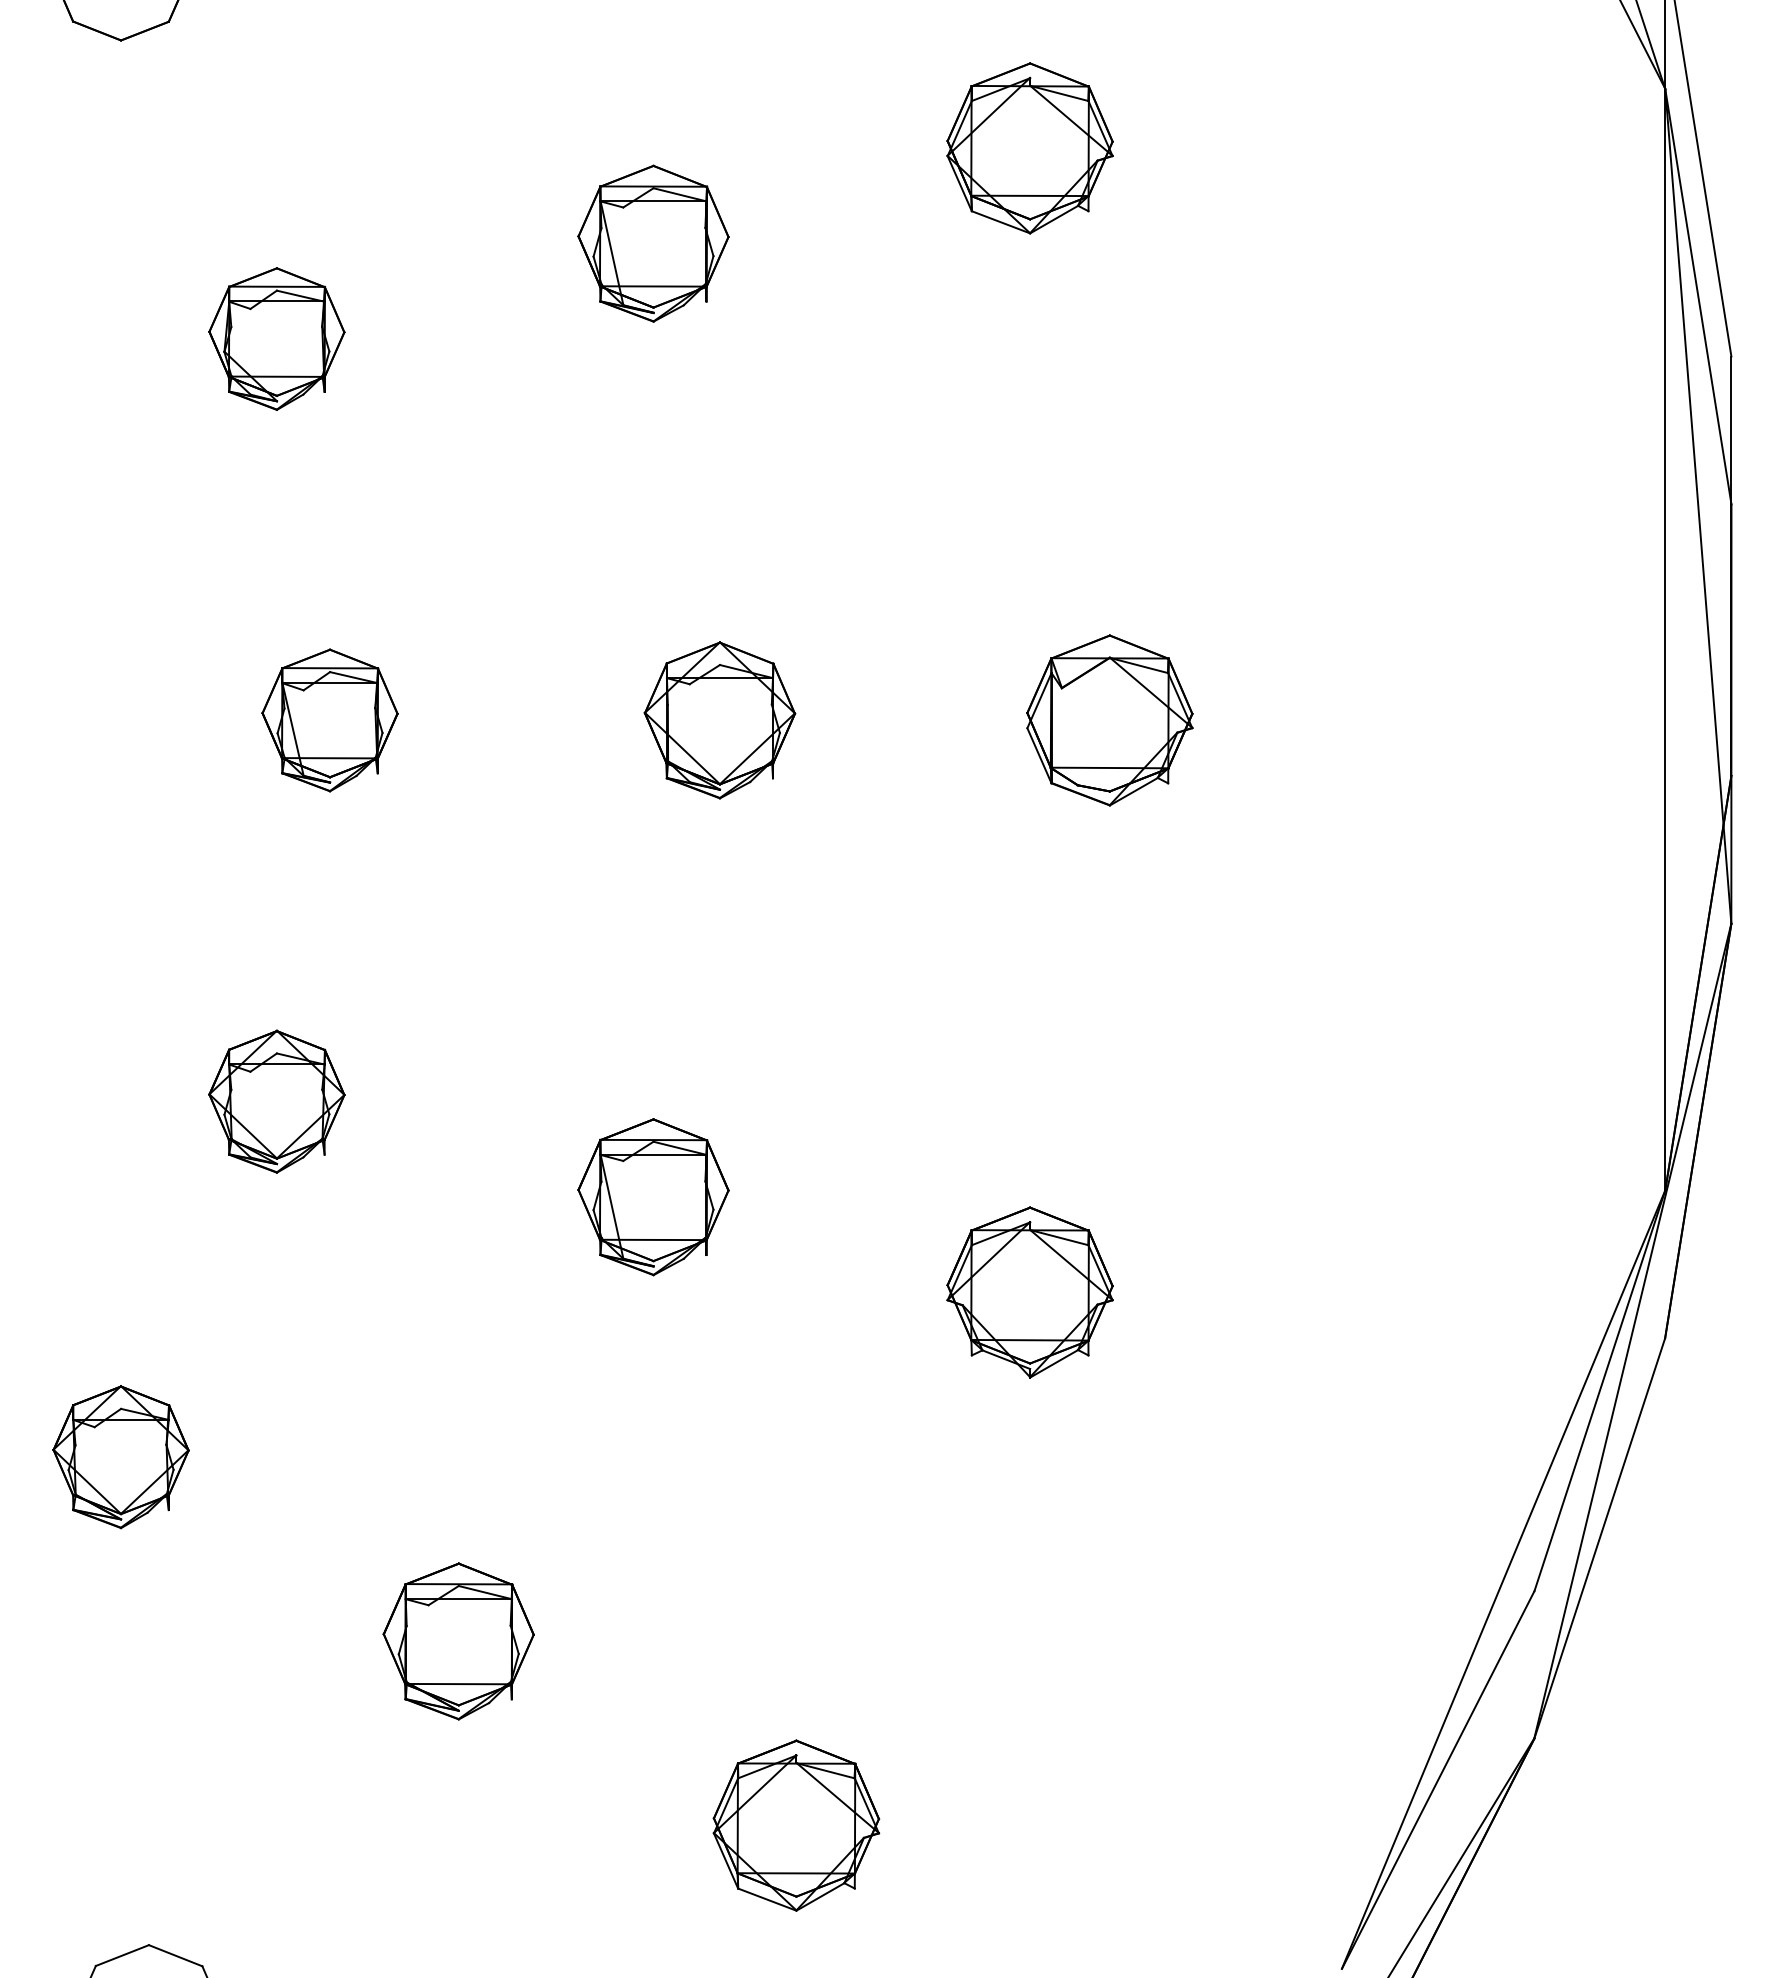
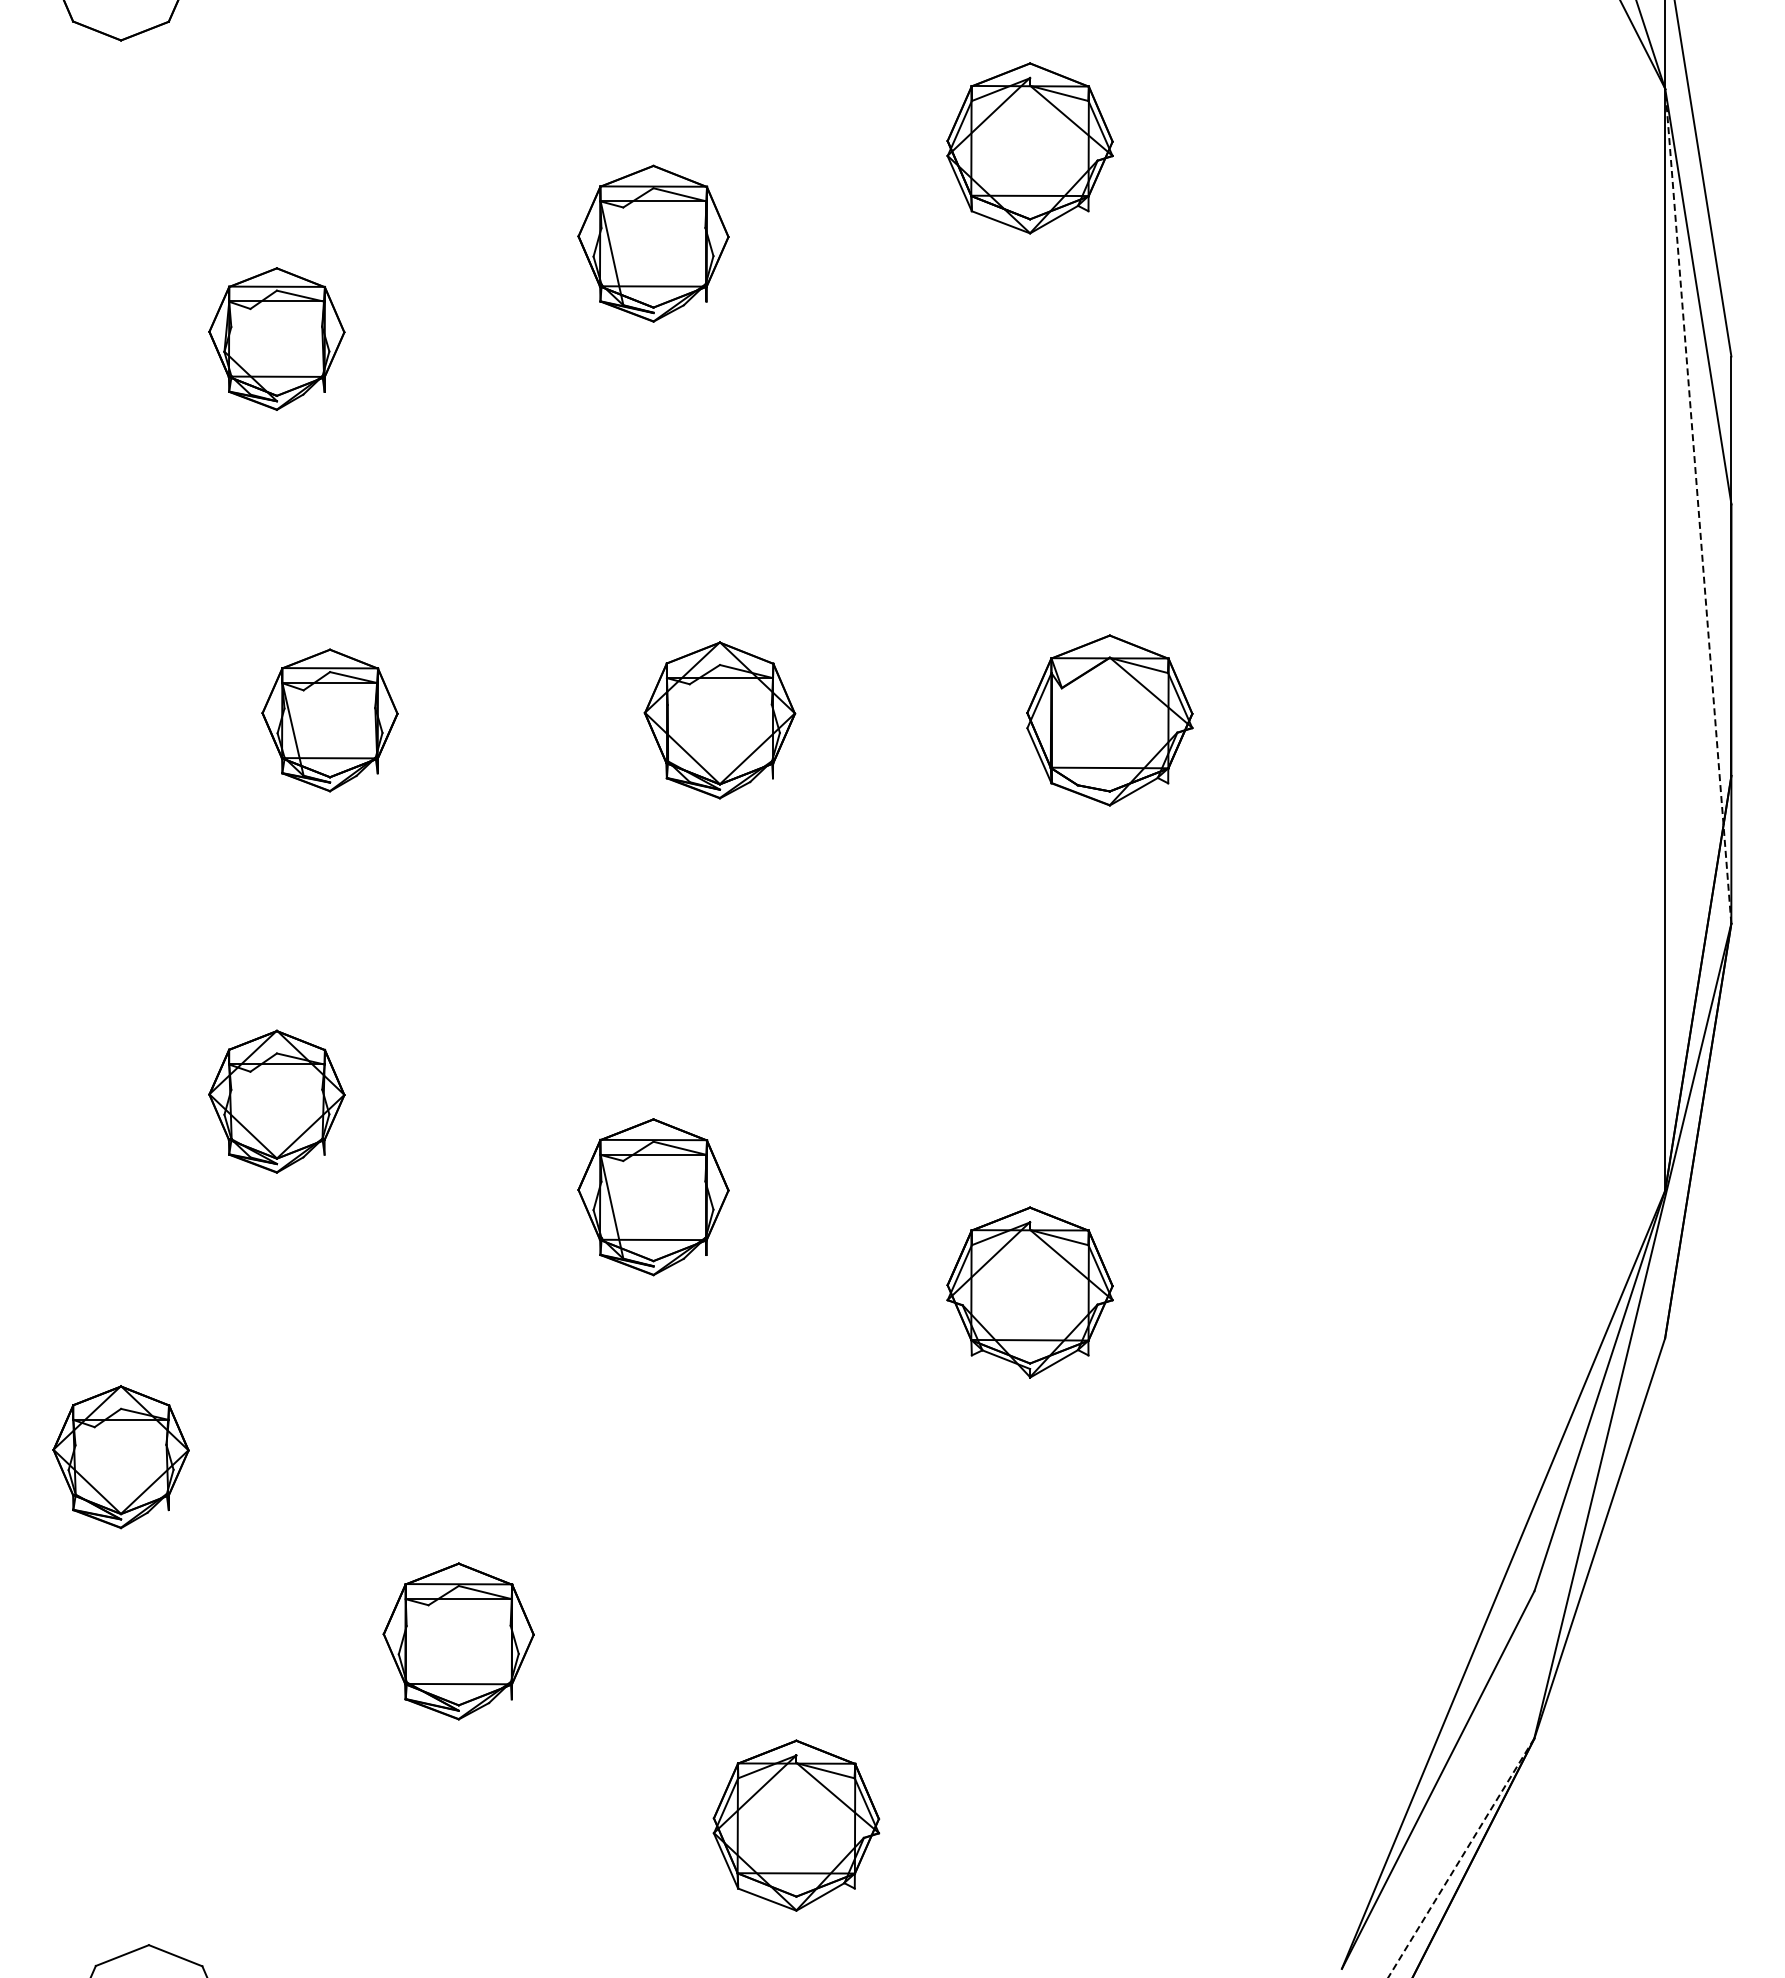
line: solid -> dashed (1698, 506)
line: solid -> dashed (1461, 1858)
